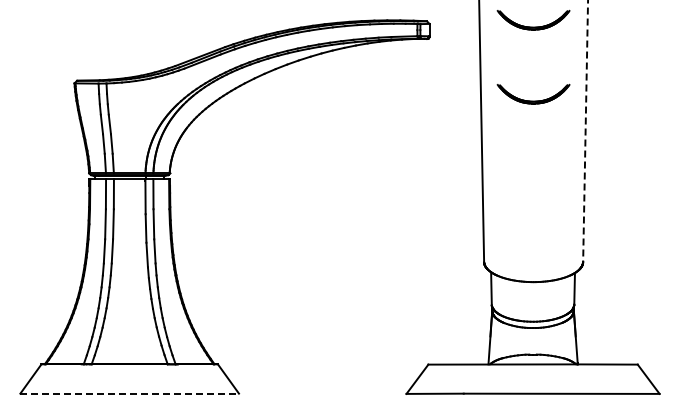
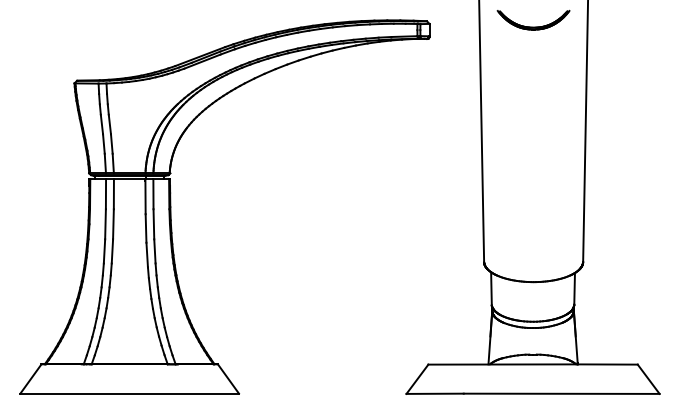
part: present -> none (533, 100)
line: dashed -> solid (585, 131)
line: dashed -> solid (130, 393)
